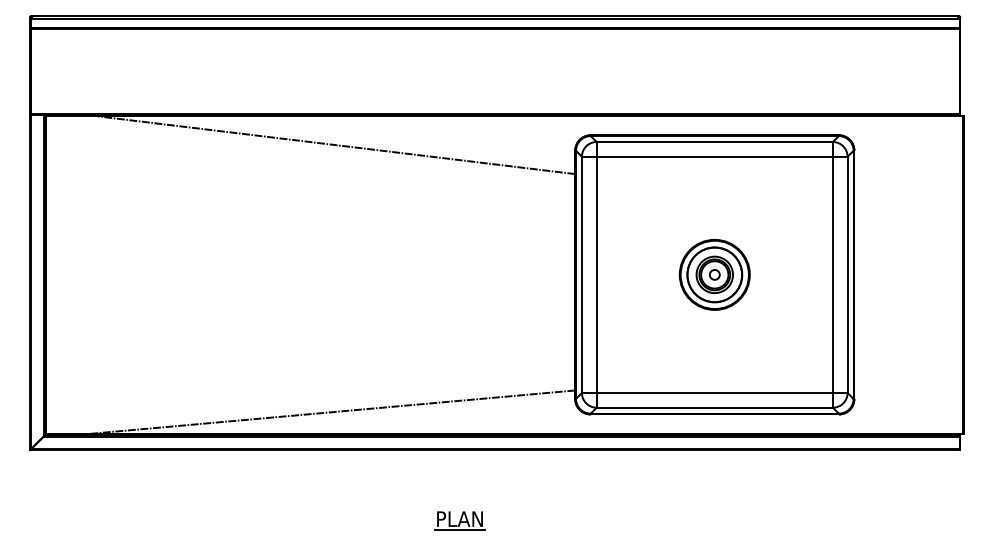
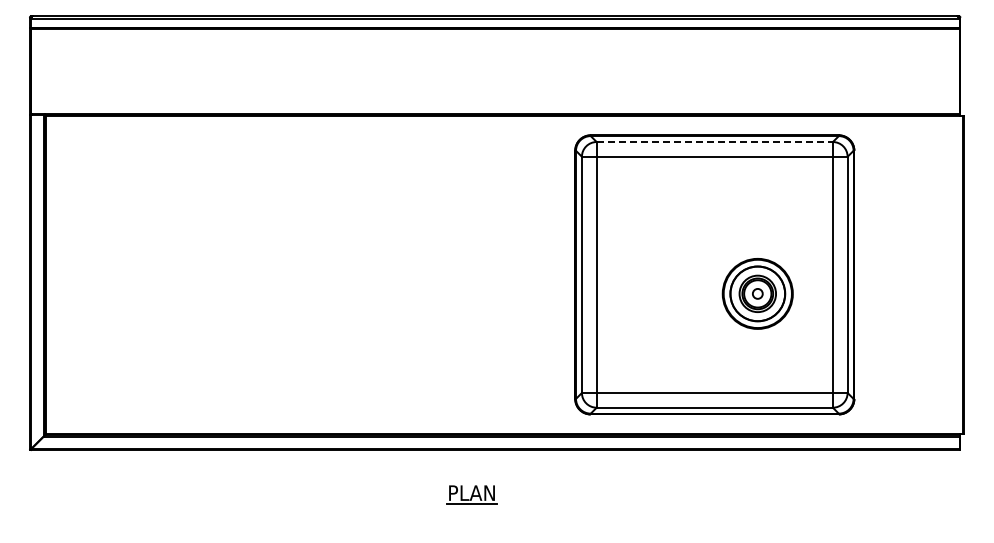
line: solid -> dashed (715, 142)
line: present -> none (336, 145)
part position: (714, 274) -> (757, 293) (757, 293)
line: present -> none (331, 412)
part position: (459, 520) -> (471, 494) (471, 494)
